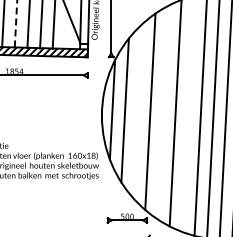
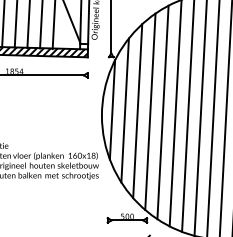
line: dashed -> solid (16, 23)
line: none -> present (137, 111)
line: none -> present (162, 112)
line: none -> present (188, 116)
